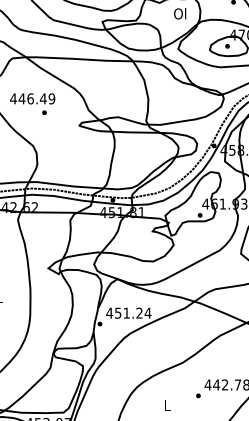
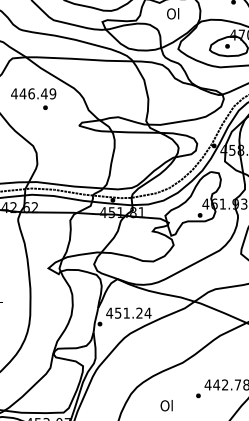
text position: (180, 13) -> (173, 13) (173, 13)
text position: (32, 103) -> (33, 98) (33, 98)
text: L -> Ol (166, 405)
